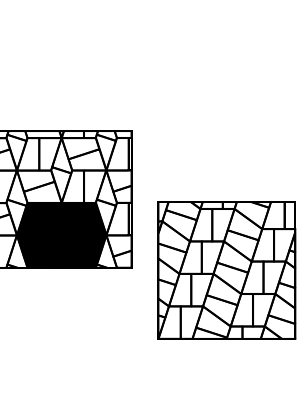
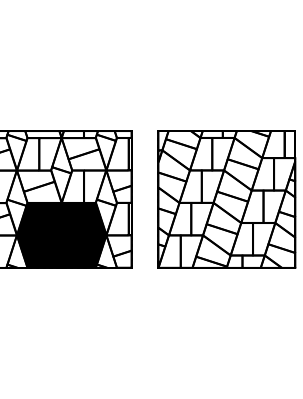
part position: (226, 270) -> (226, 199) (226, 199)
